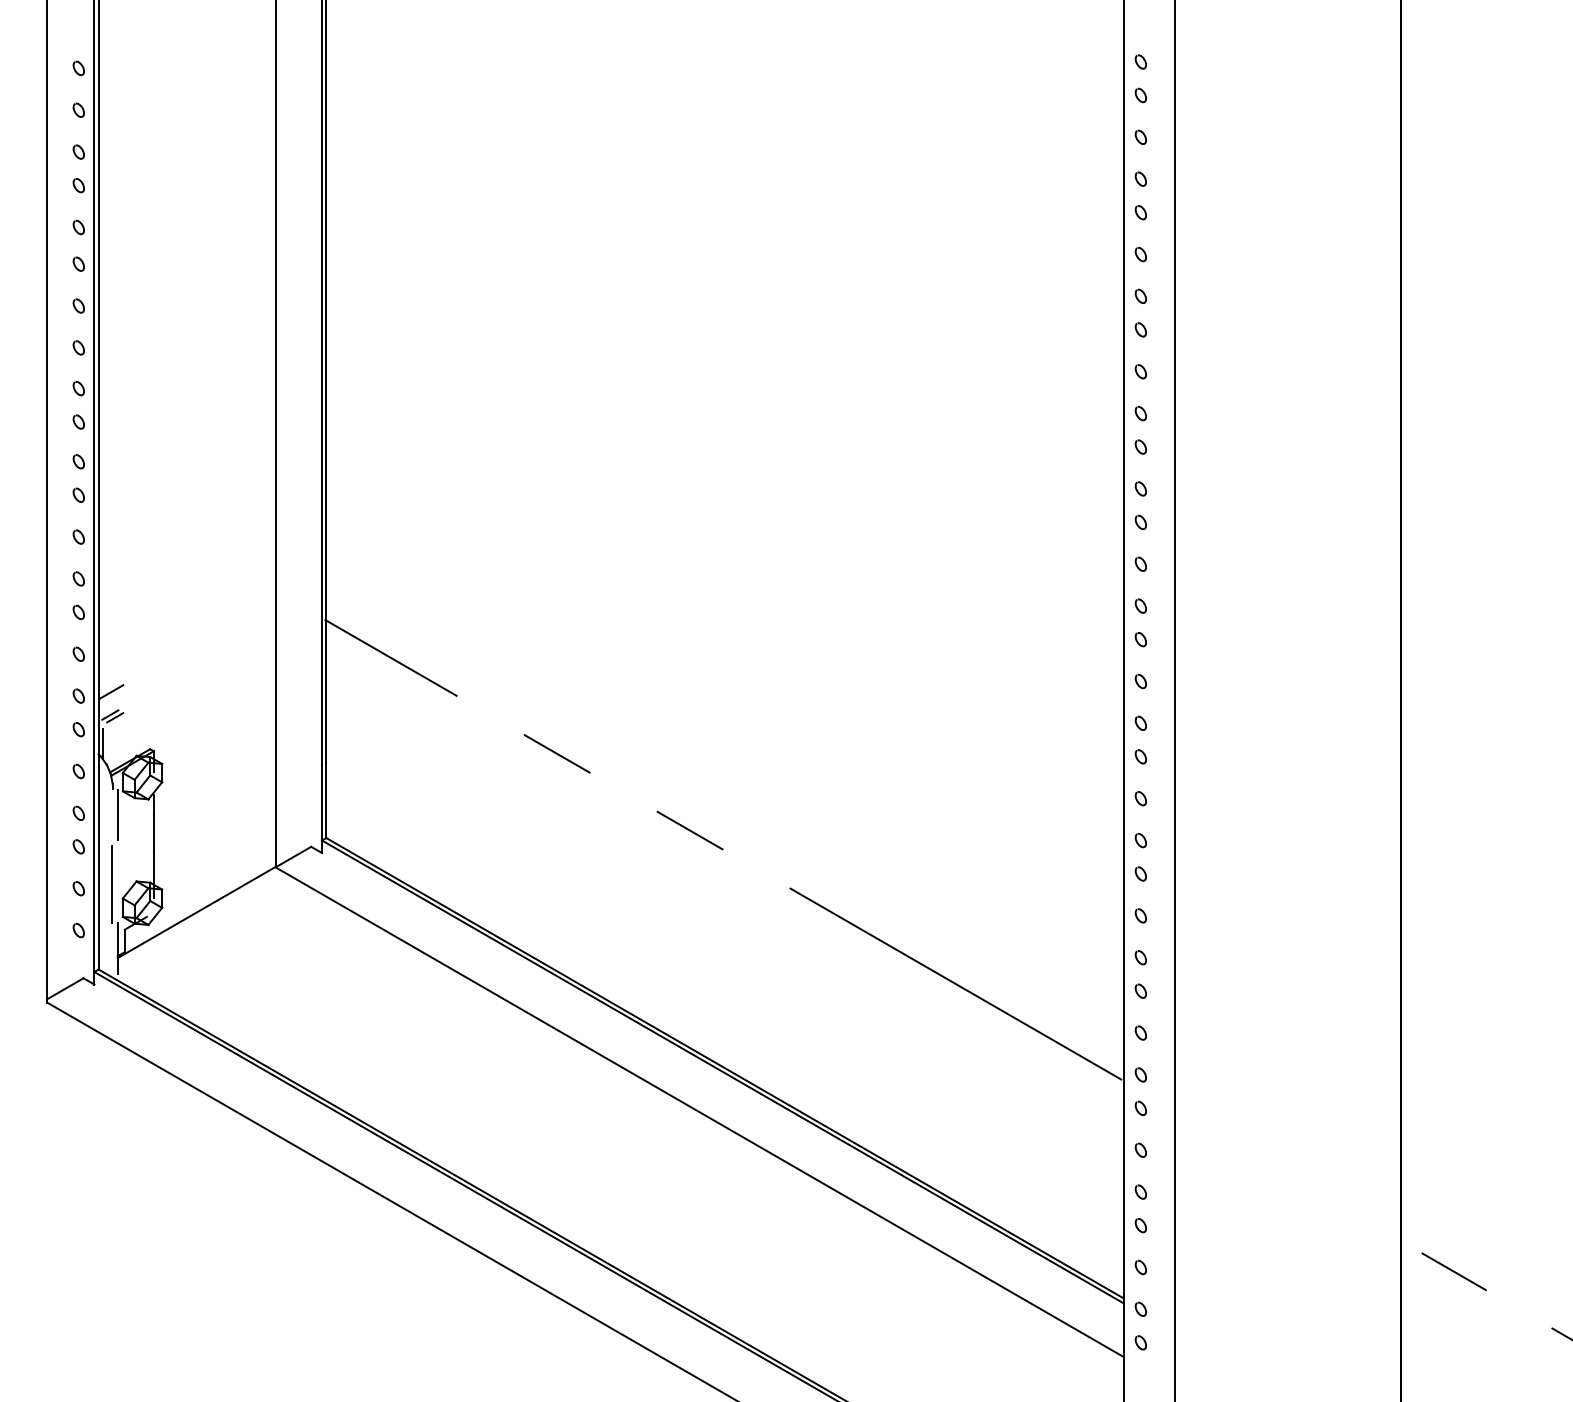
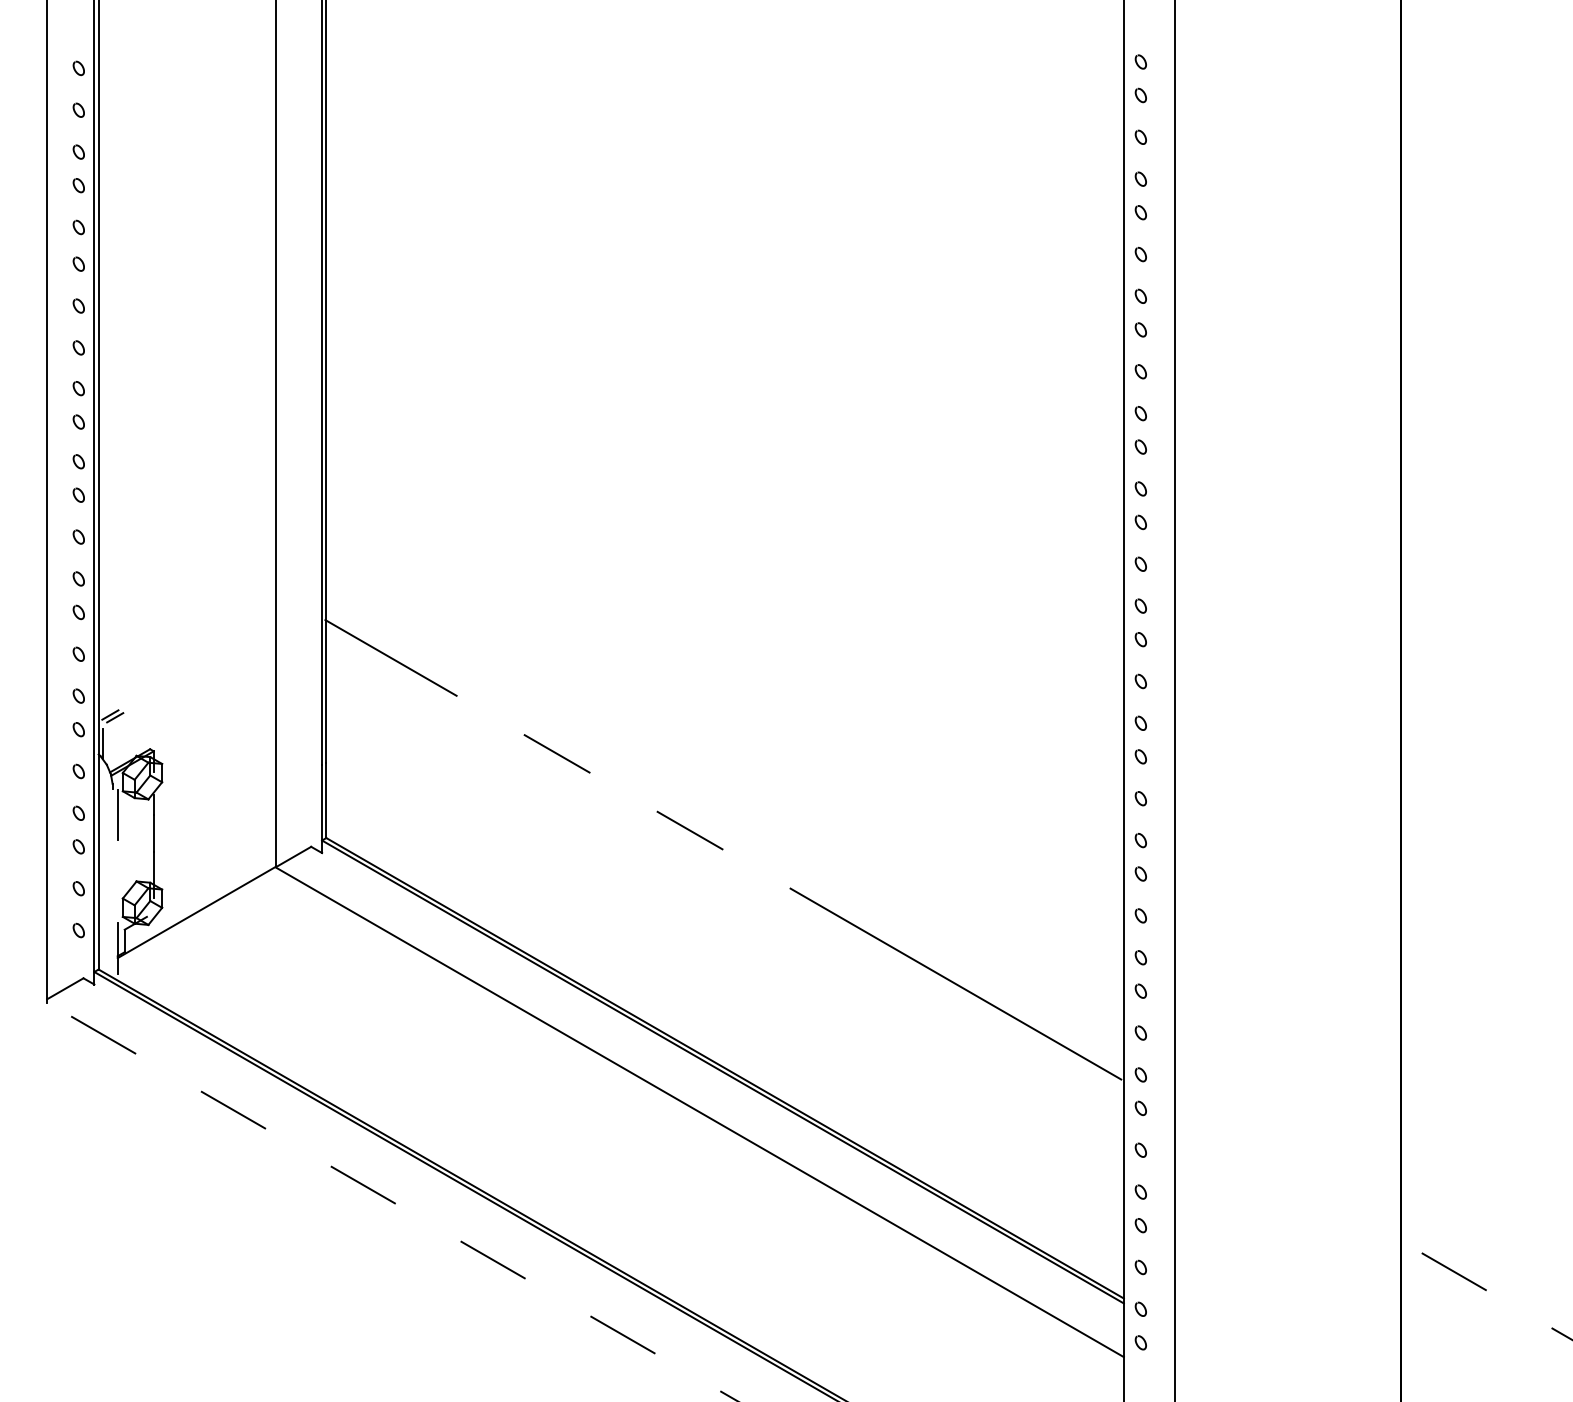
line: present -> none (111, 692)
line: present -> none (112, 884)
line: solid -> dashed (392, 1202)
